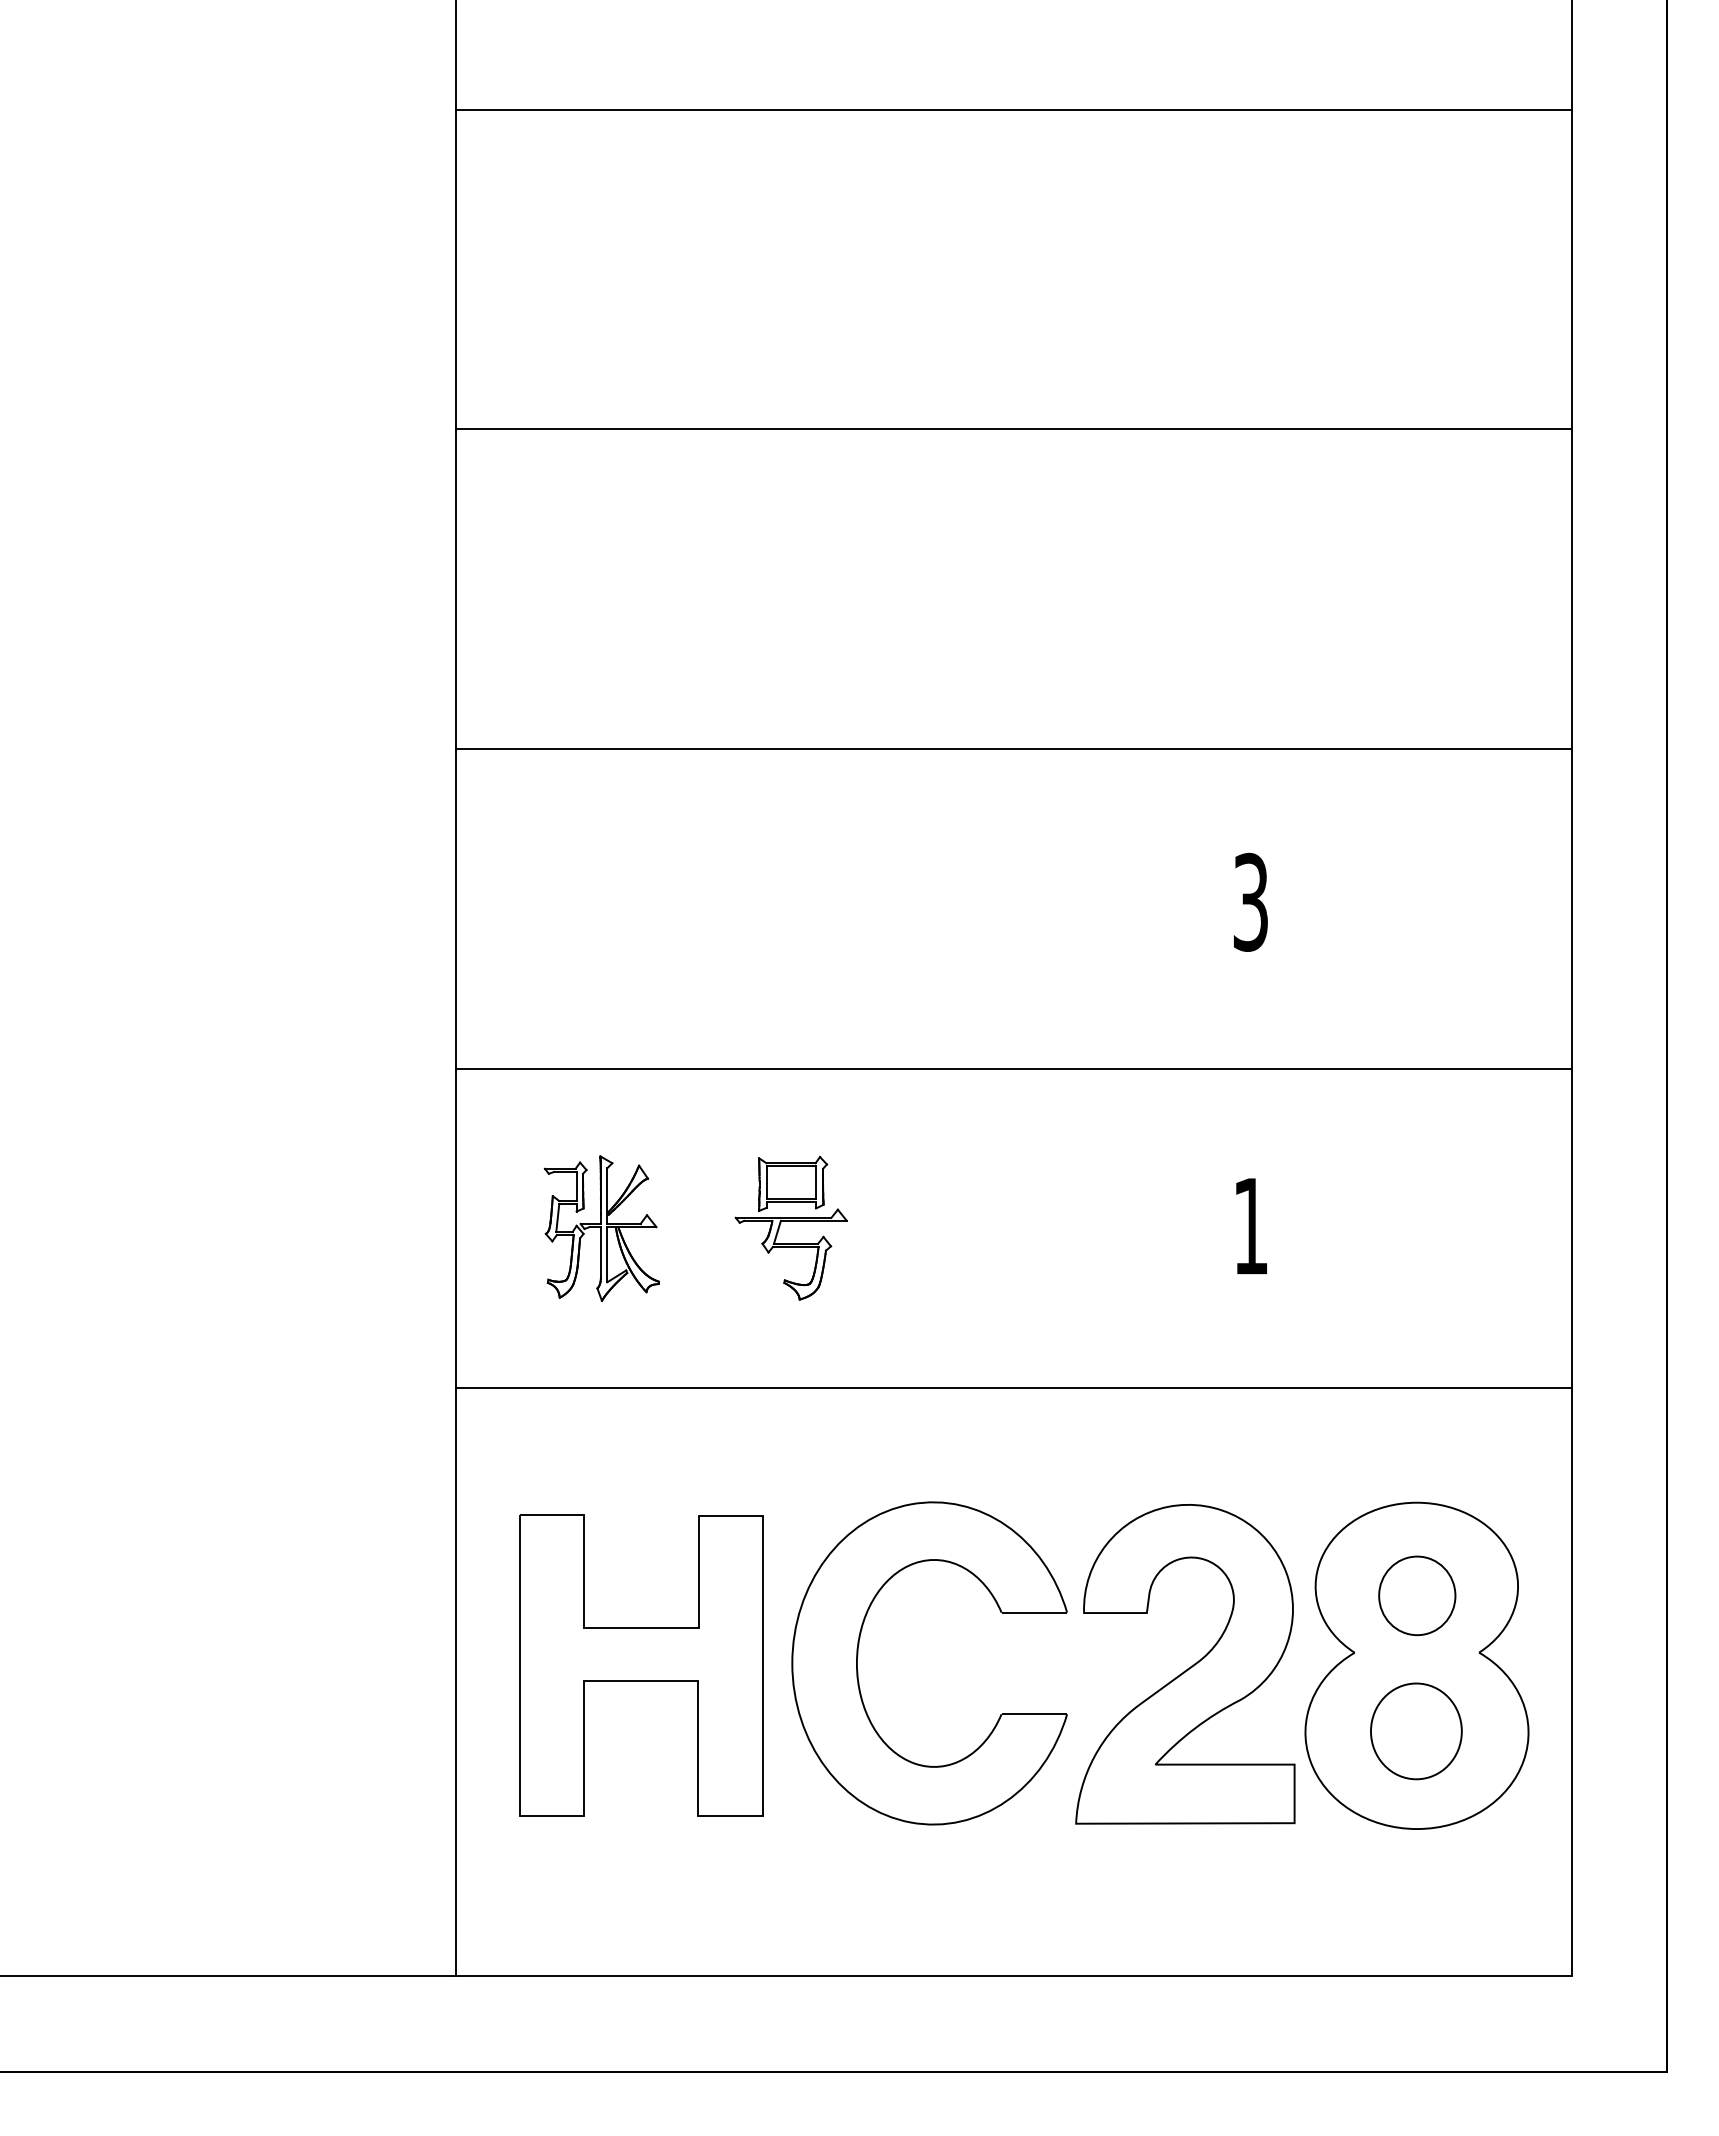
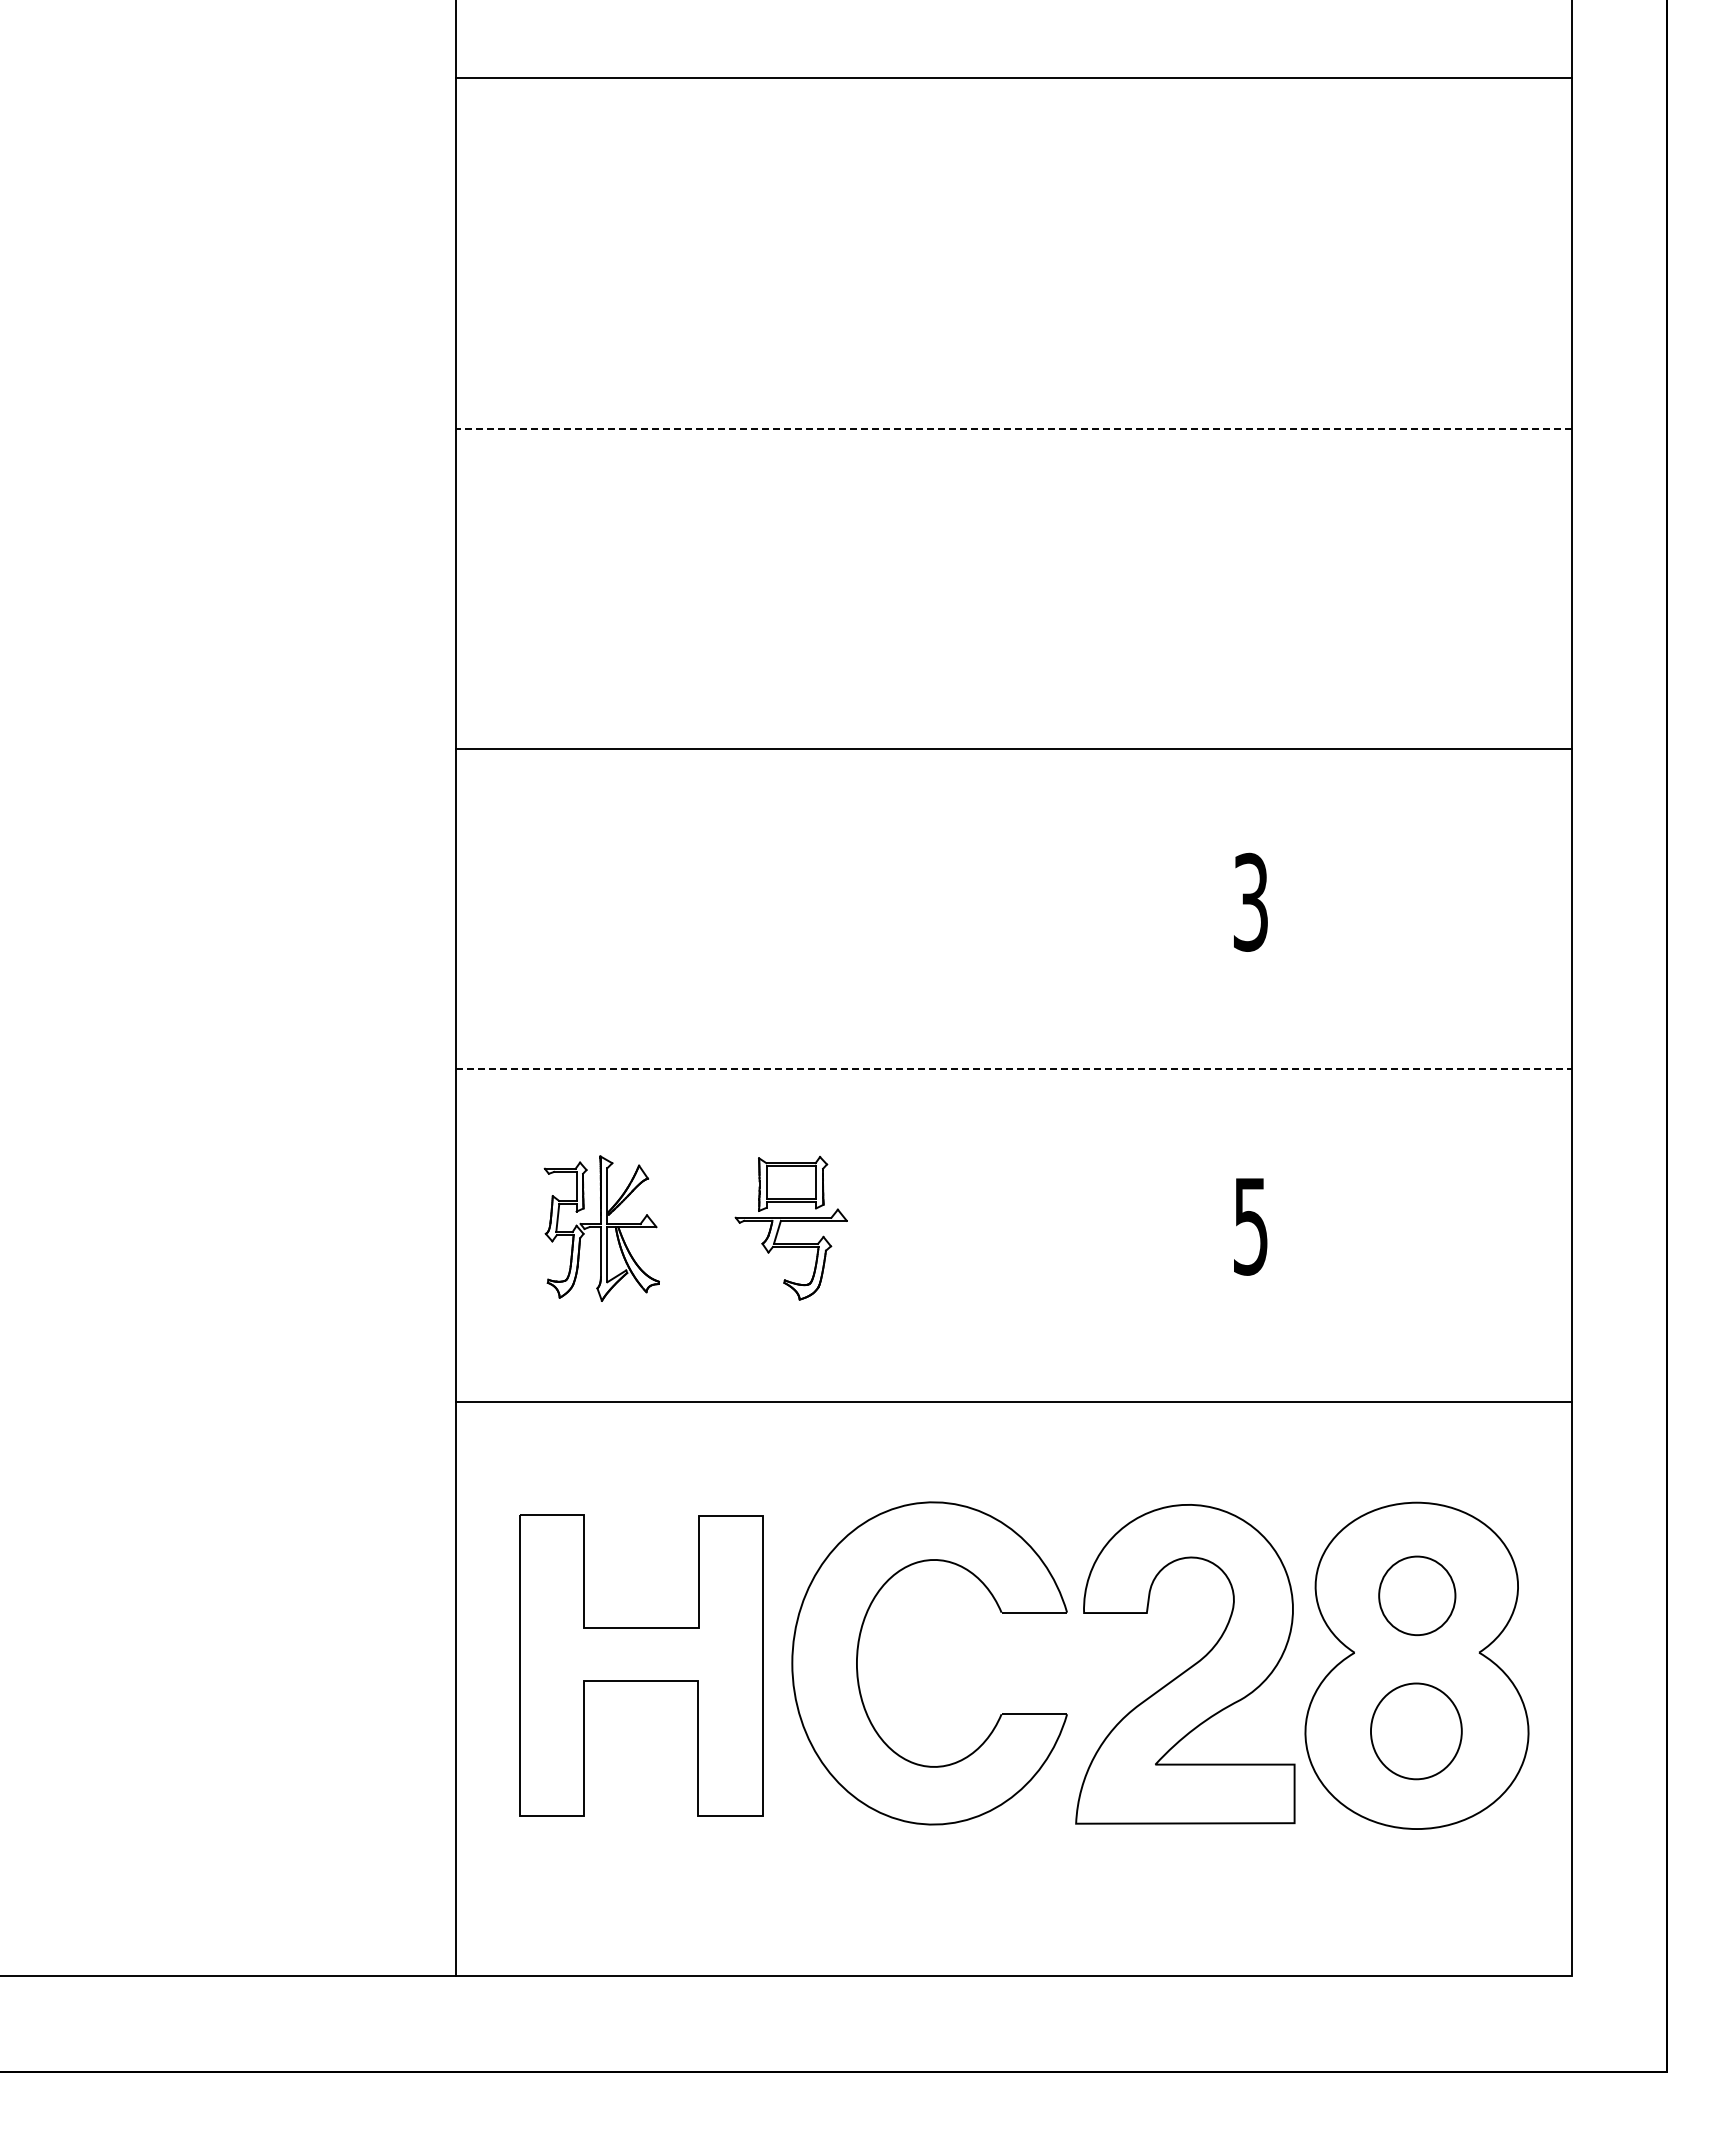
line position: (1013, 109) -> (1013, 77) (1013, 77)
line: solid -> dashed (1013, 429)
line: solid -> dashed (1013, 1068)
text: 1 -> 5 (1250, 1226)
line position: (1013, 1388) -> (1013, 1402) (1013, 1402)
